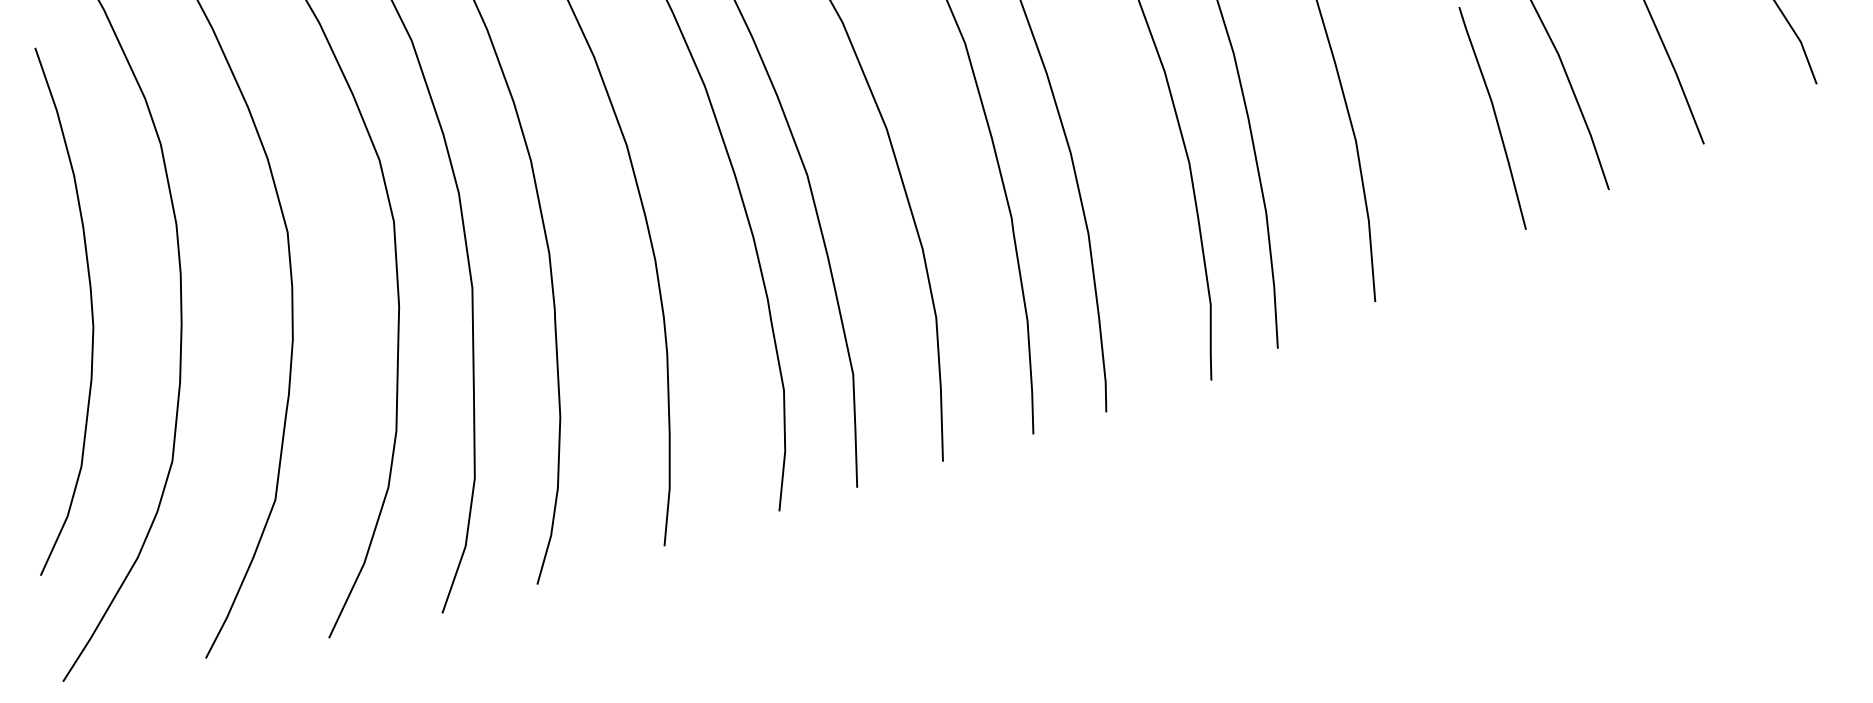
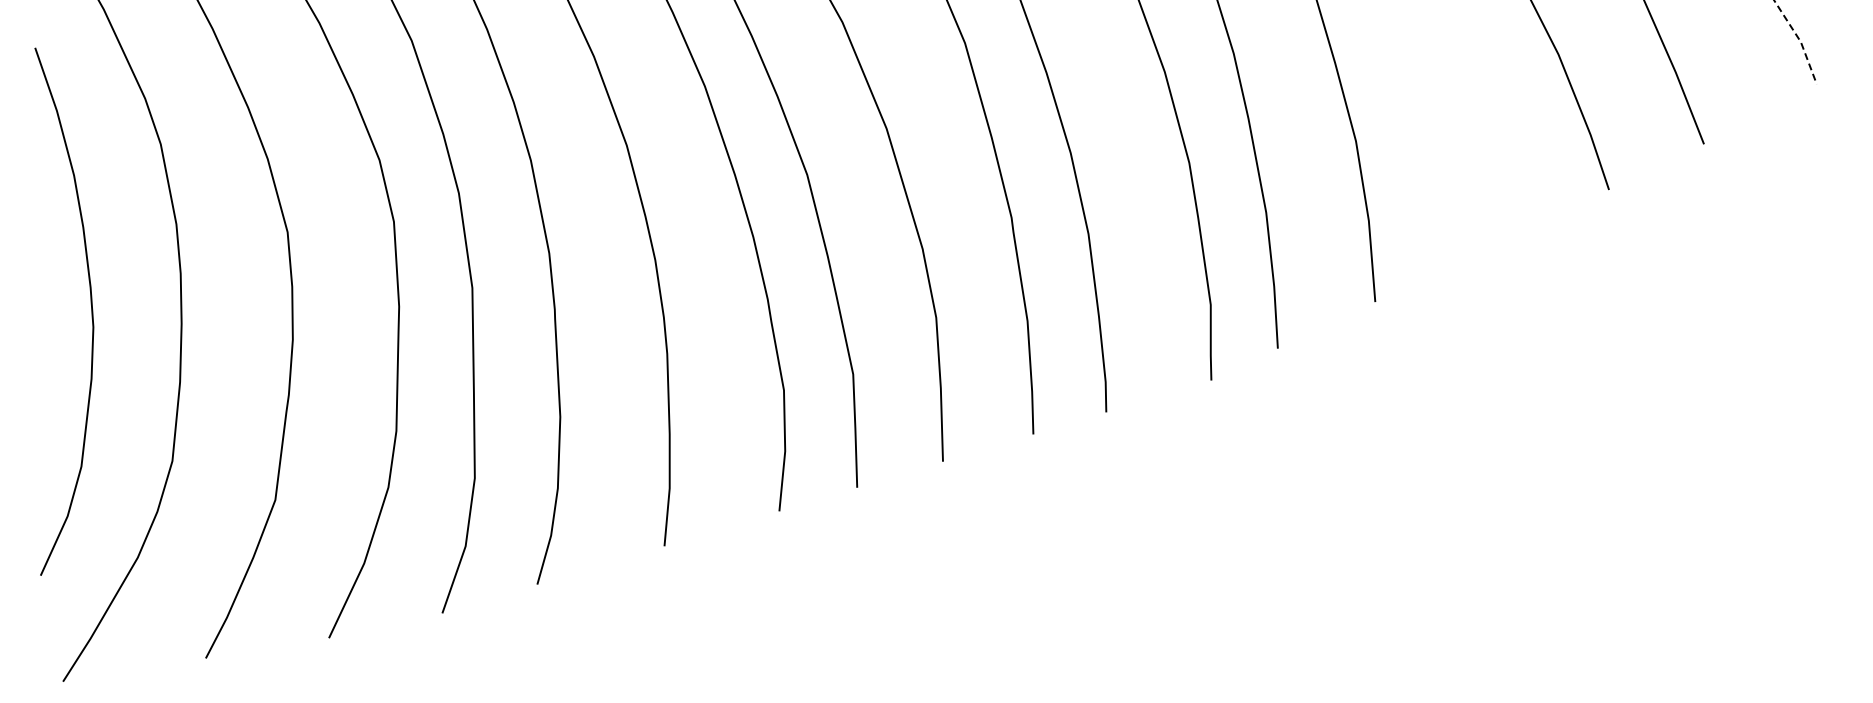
line: solid -> dashed (1800, 41)
line: present -> none (1494, 116)
